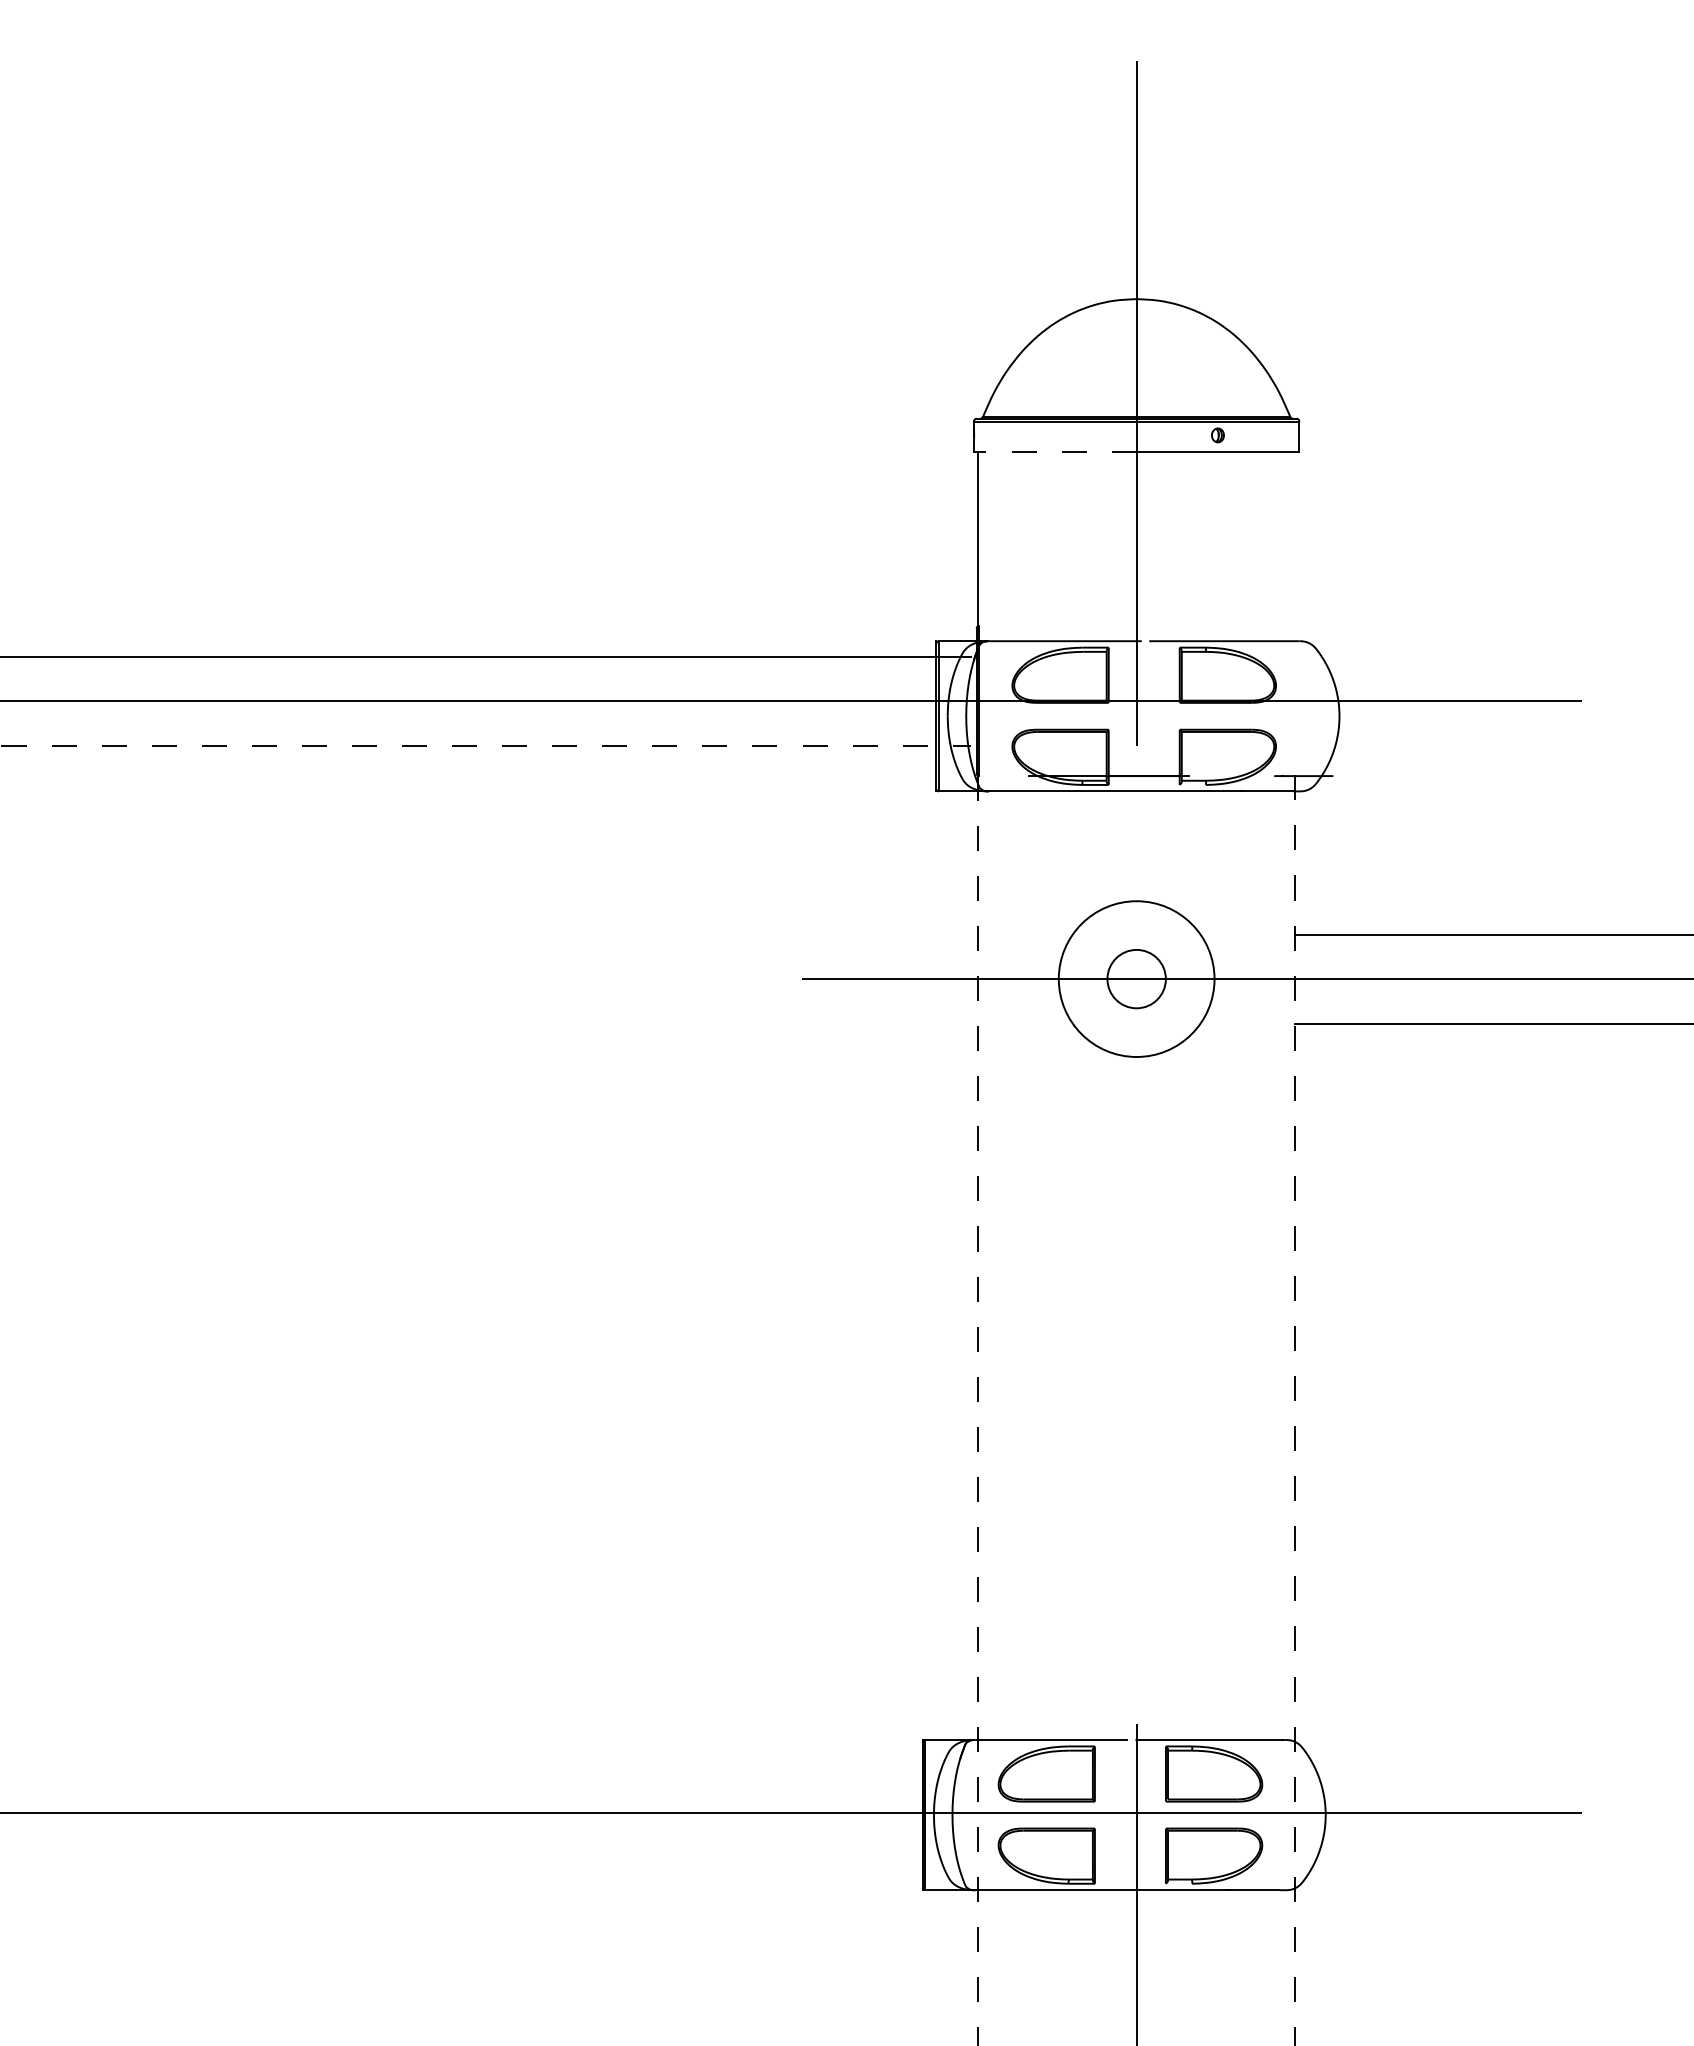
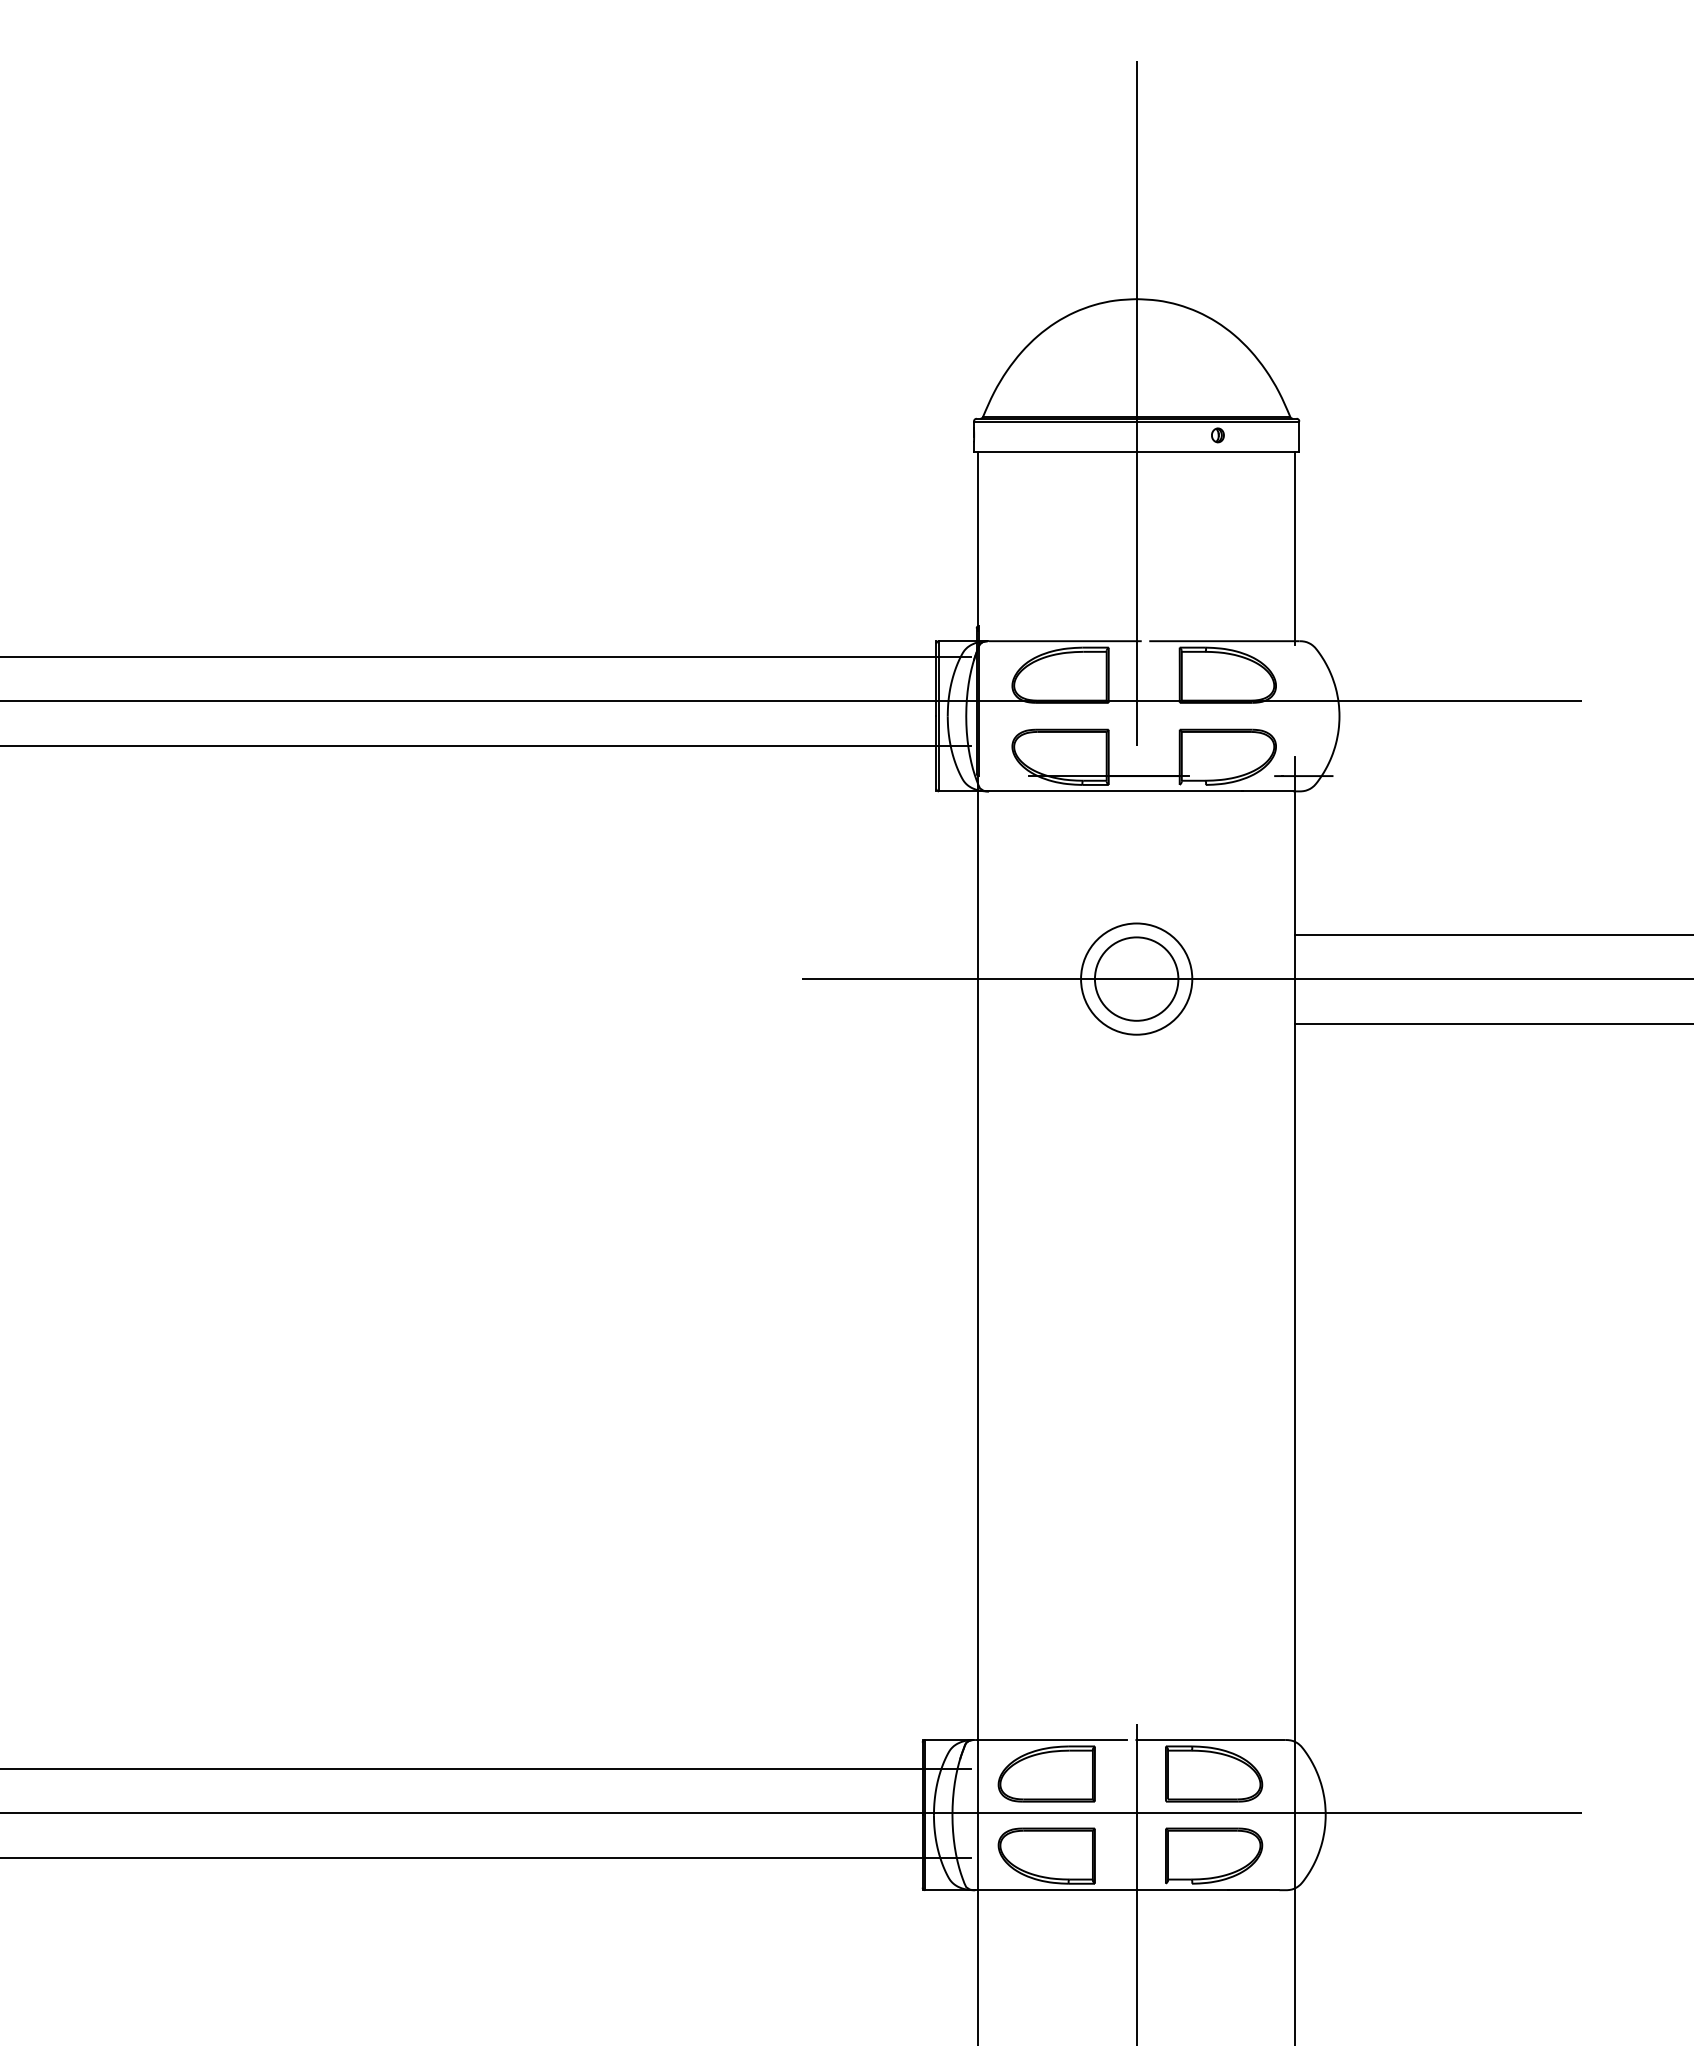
line: dashed -> solid (1054, 452)
line: none -> present (1295, 548)
line: dashed -> solid (485, 745)
circle diameter: 156 px -> 111 px (1136, 978)
circle diameter: 58 px -> 83 px (1136, 978)
line: dashed -> solid (1295, 1400)
line: dashed -> solid (978, 1410)
line: none -> present (486, 1768)
line: none -> present (486, 1857)
